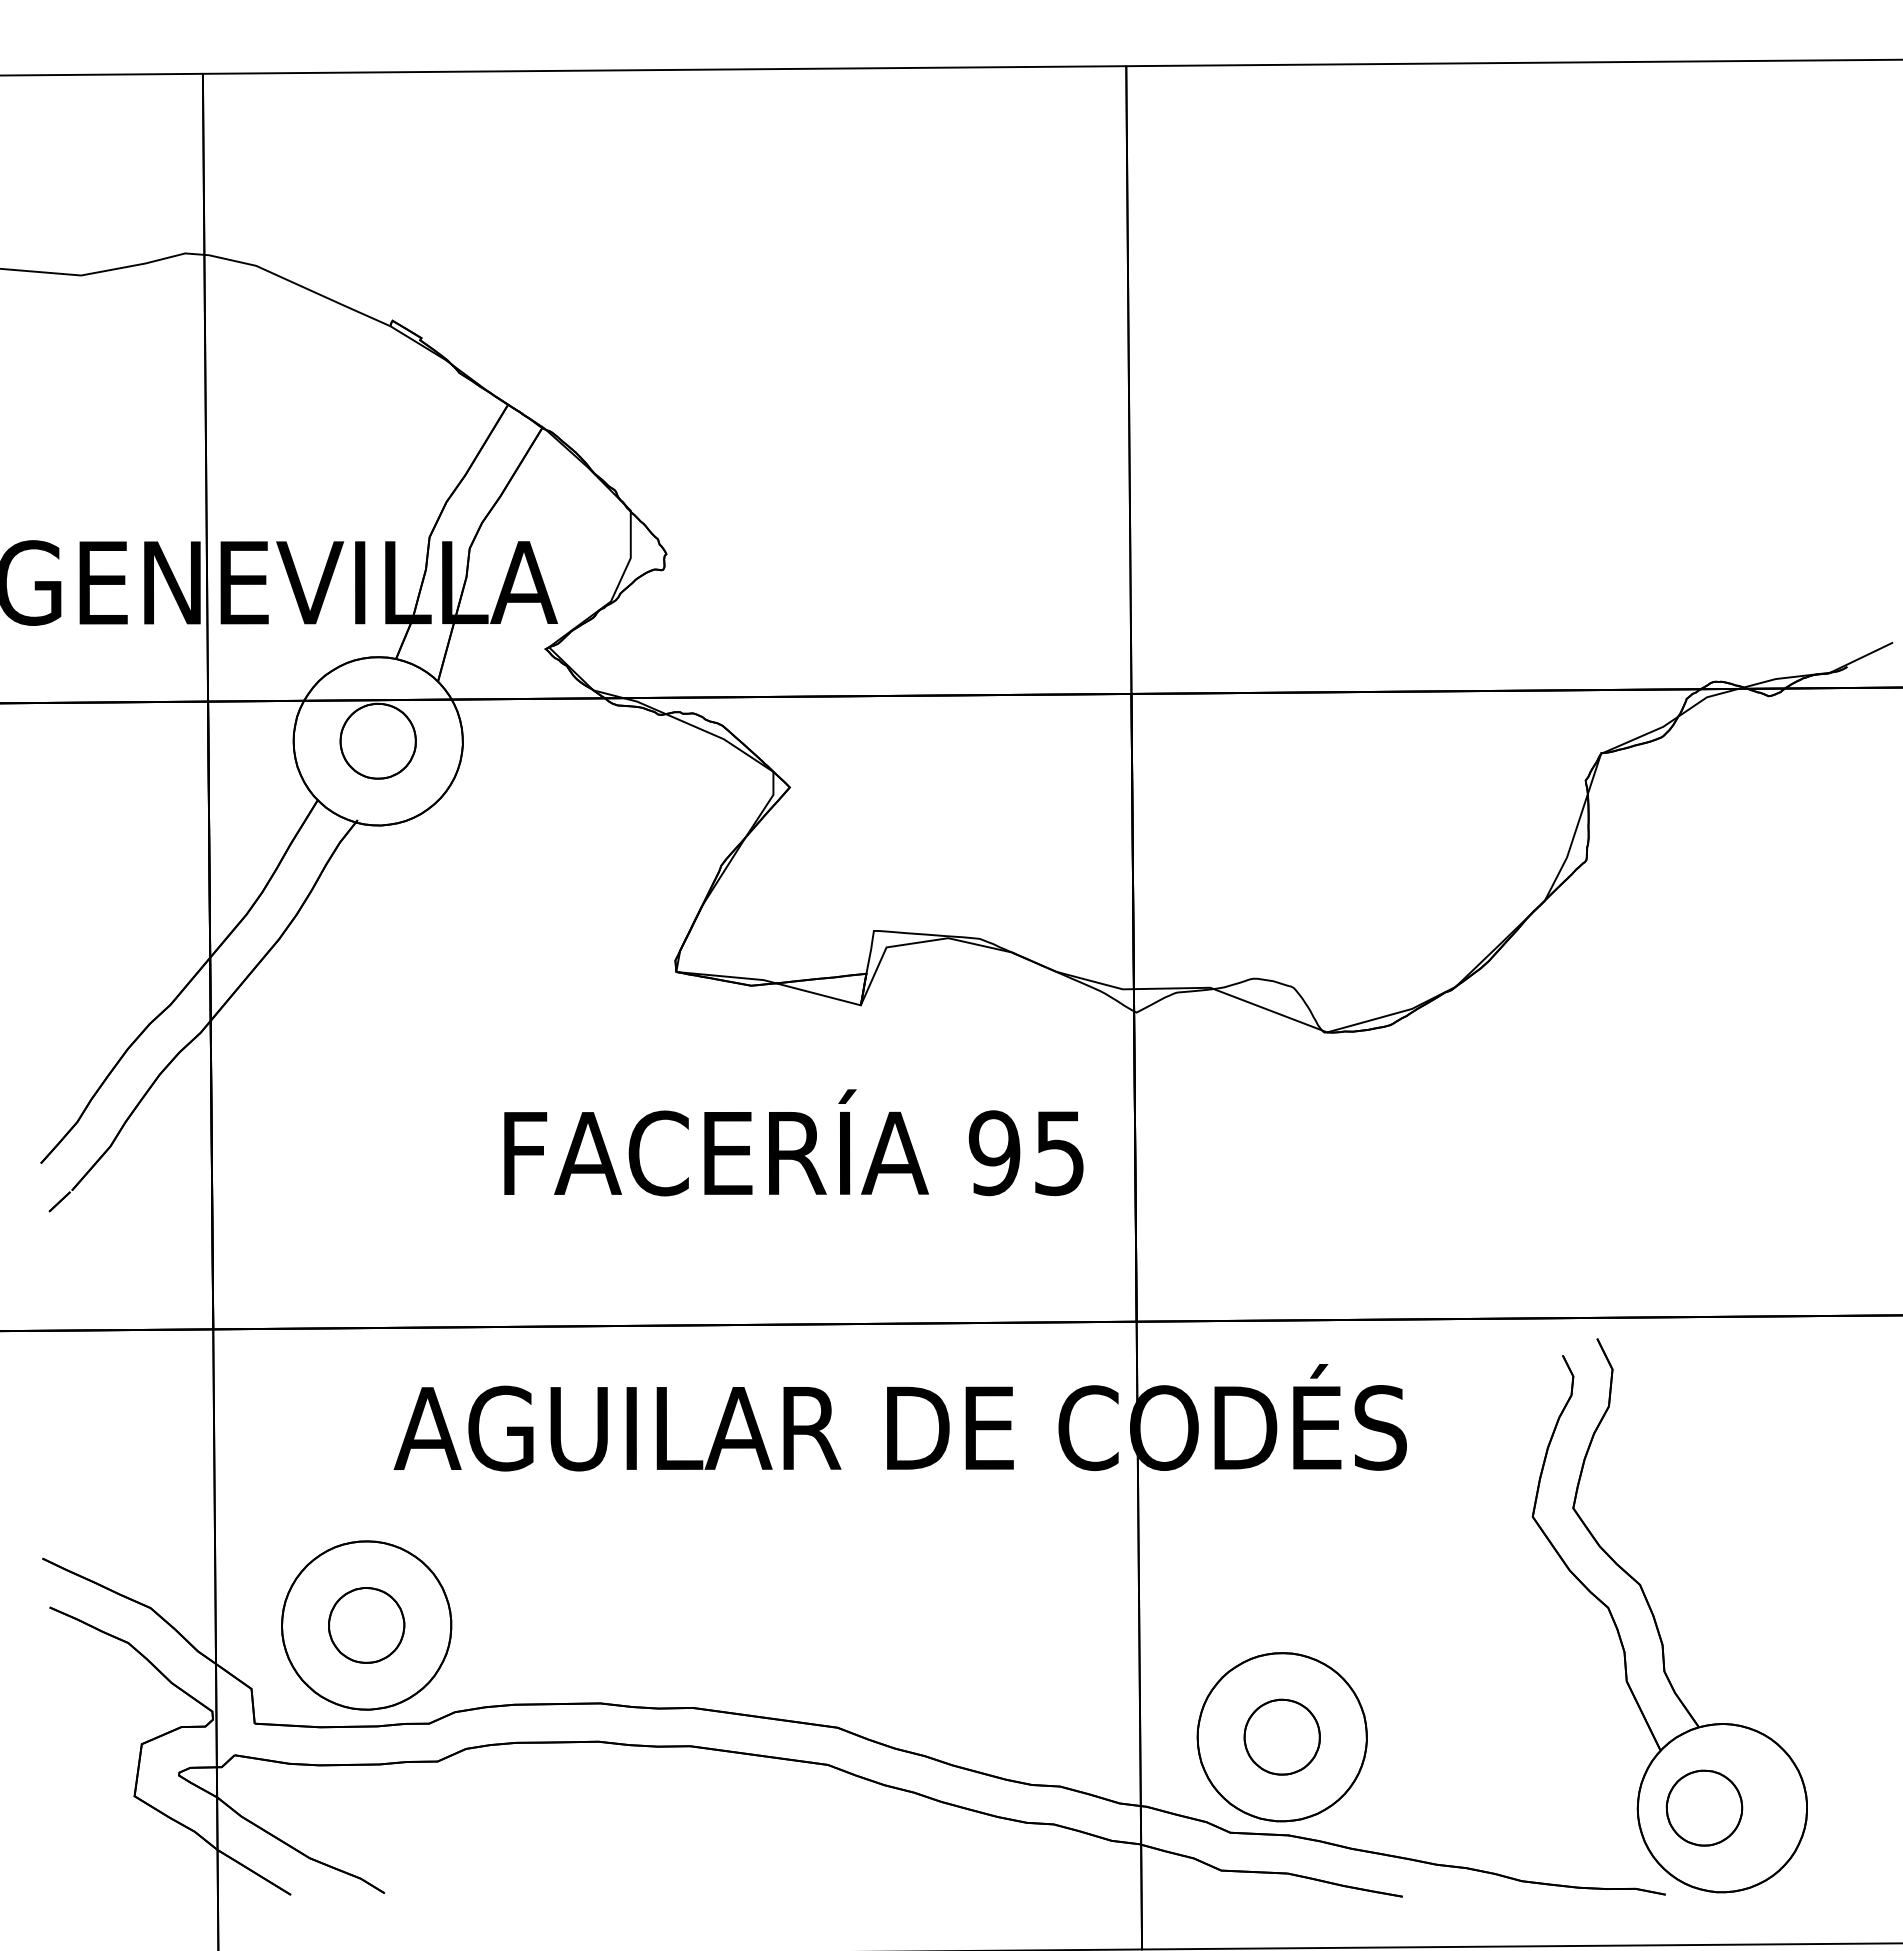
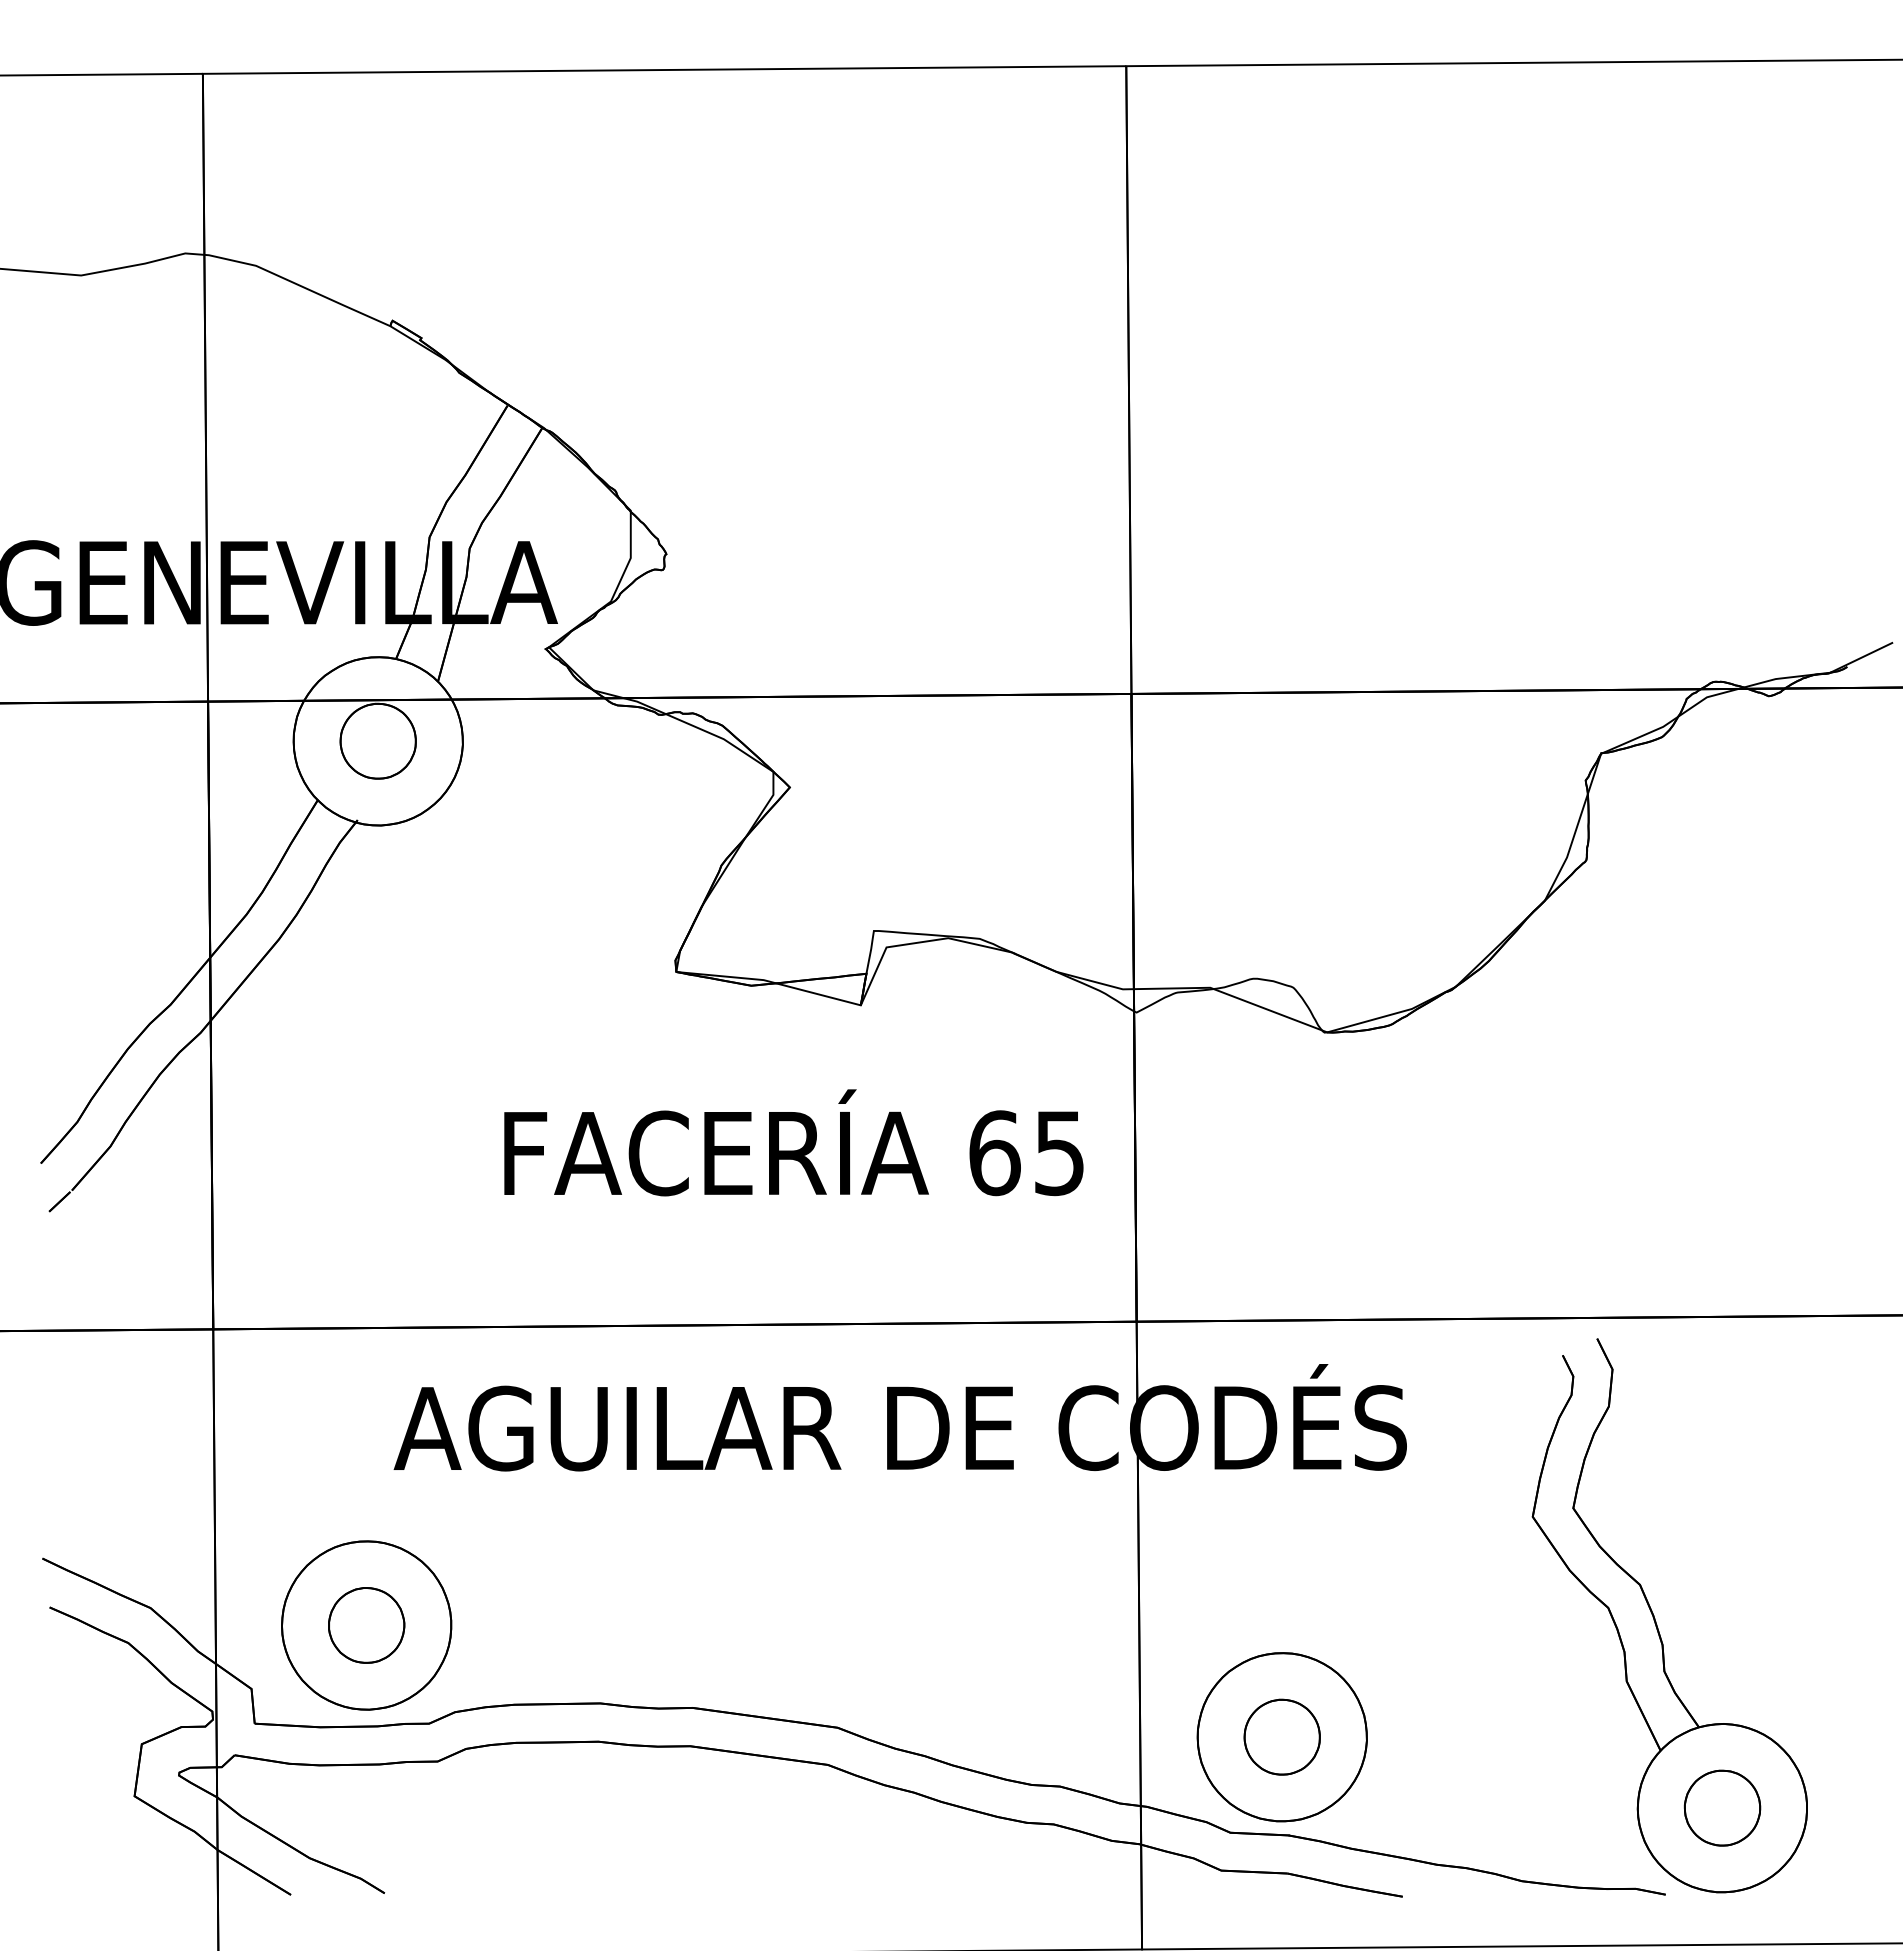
text: 95 -> 65 (994, 1153)
part position: (1704, 1807) -> (1722, 1807) (1722, 1807)
